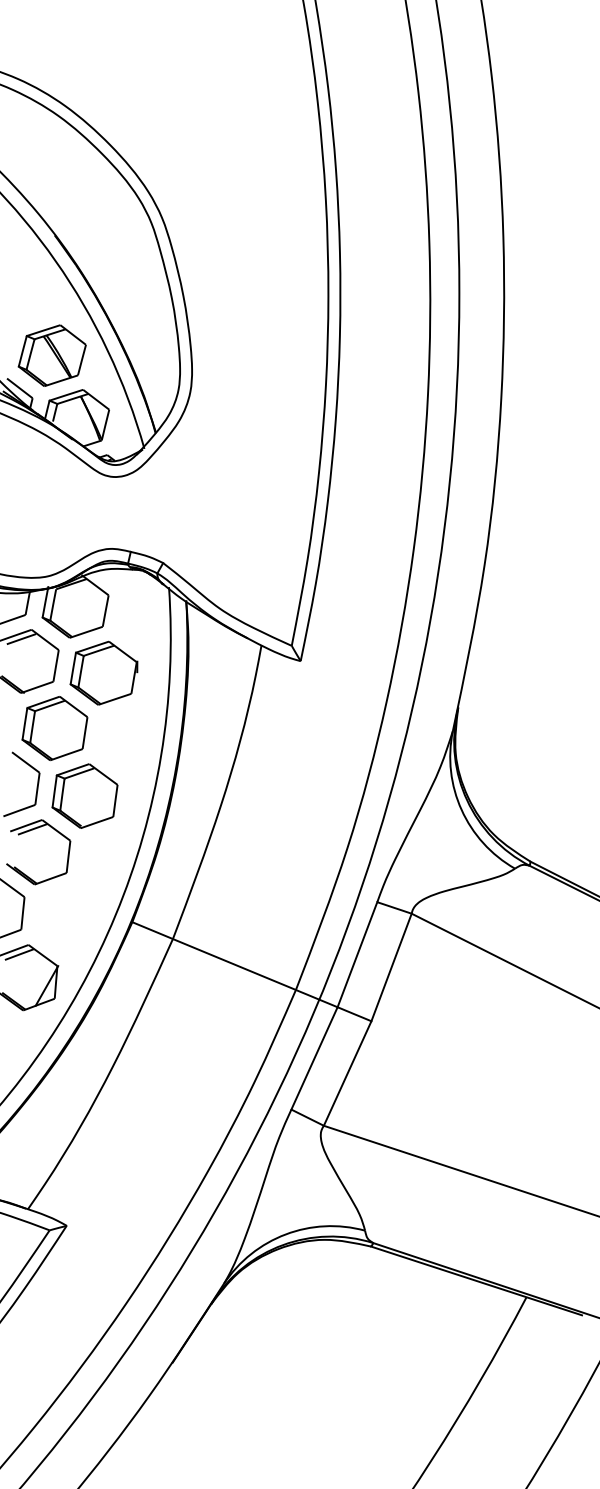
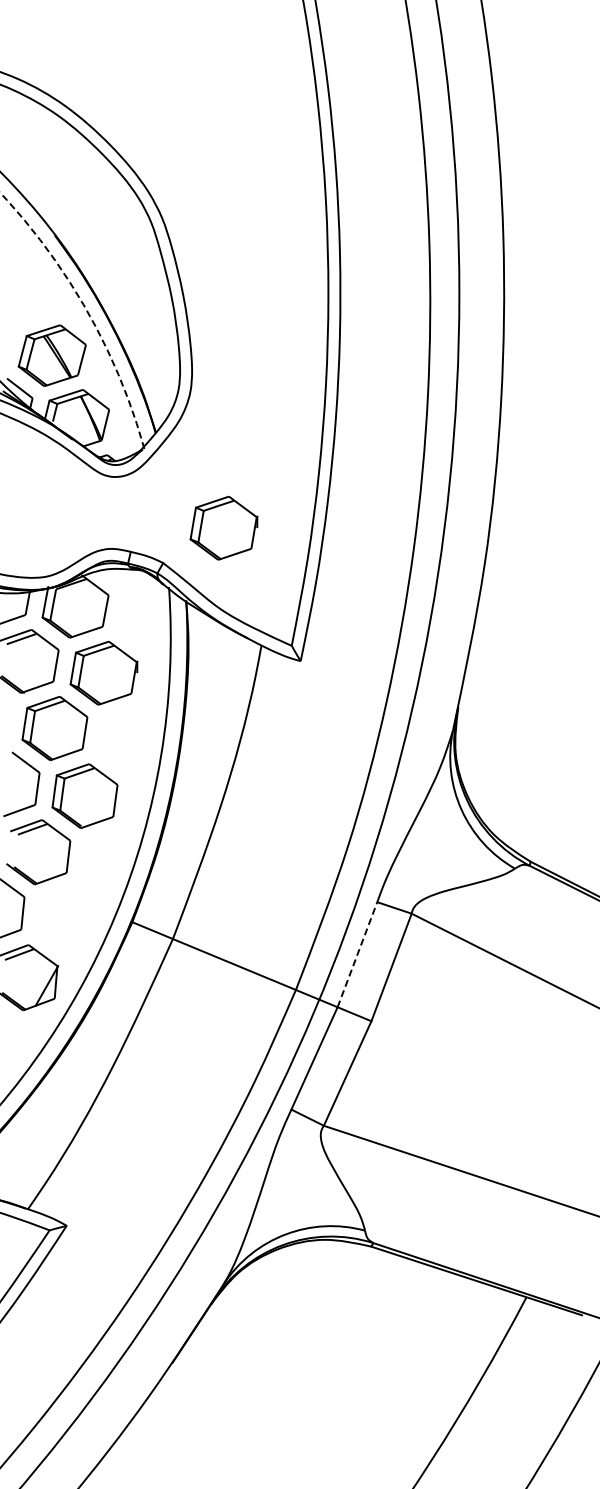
arc: solid -> dashed (87, 311)
part: none -> present (223, 527)
line: solid -> dashed (357, 954)
